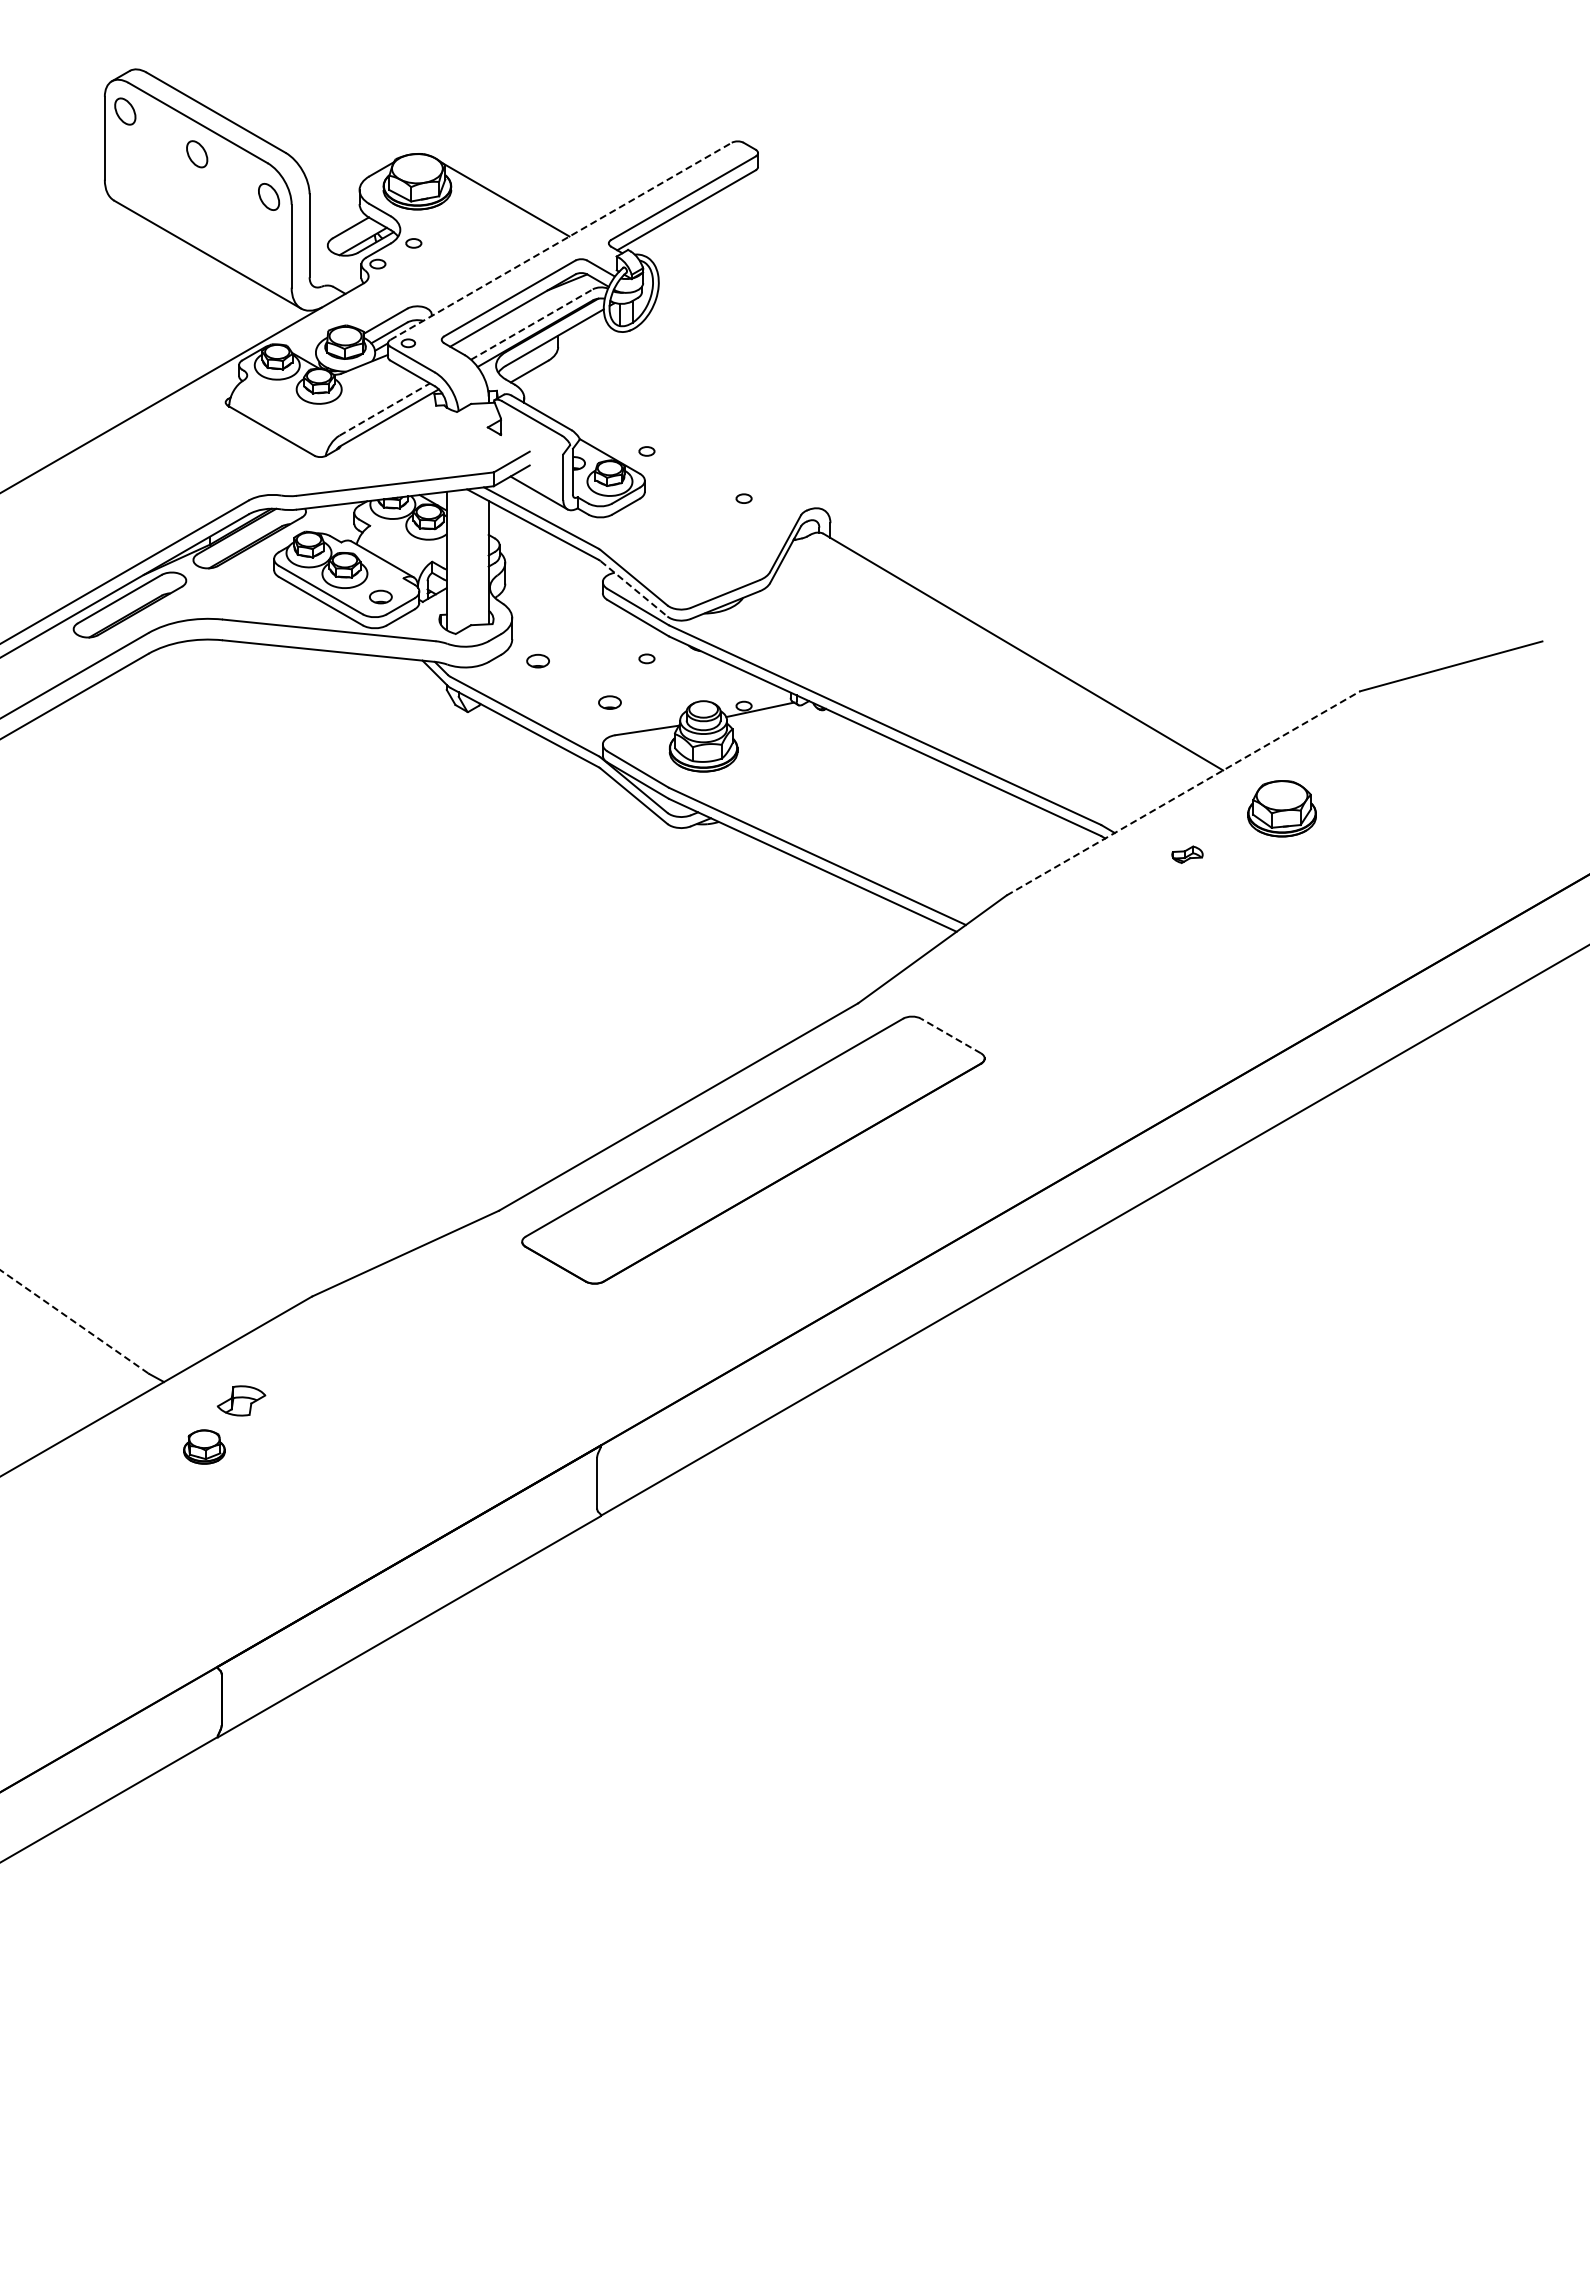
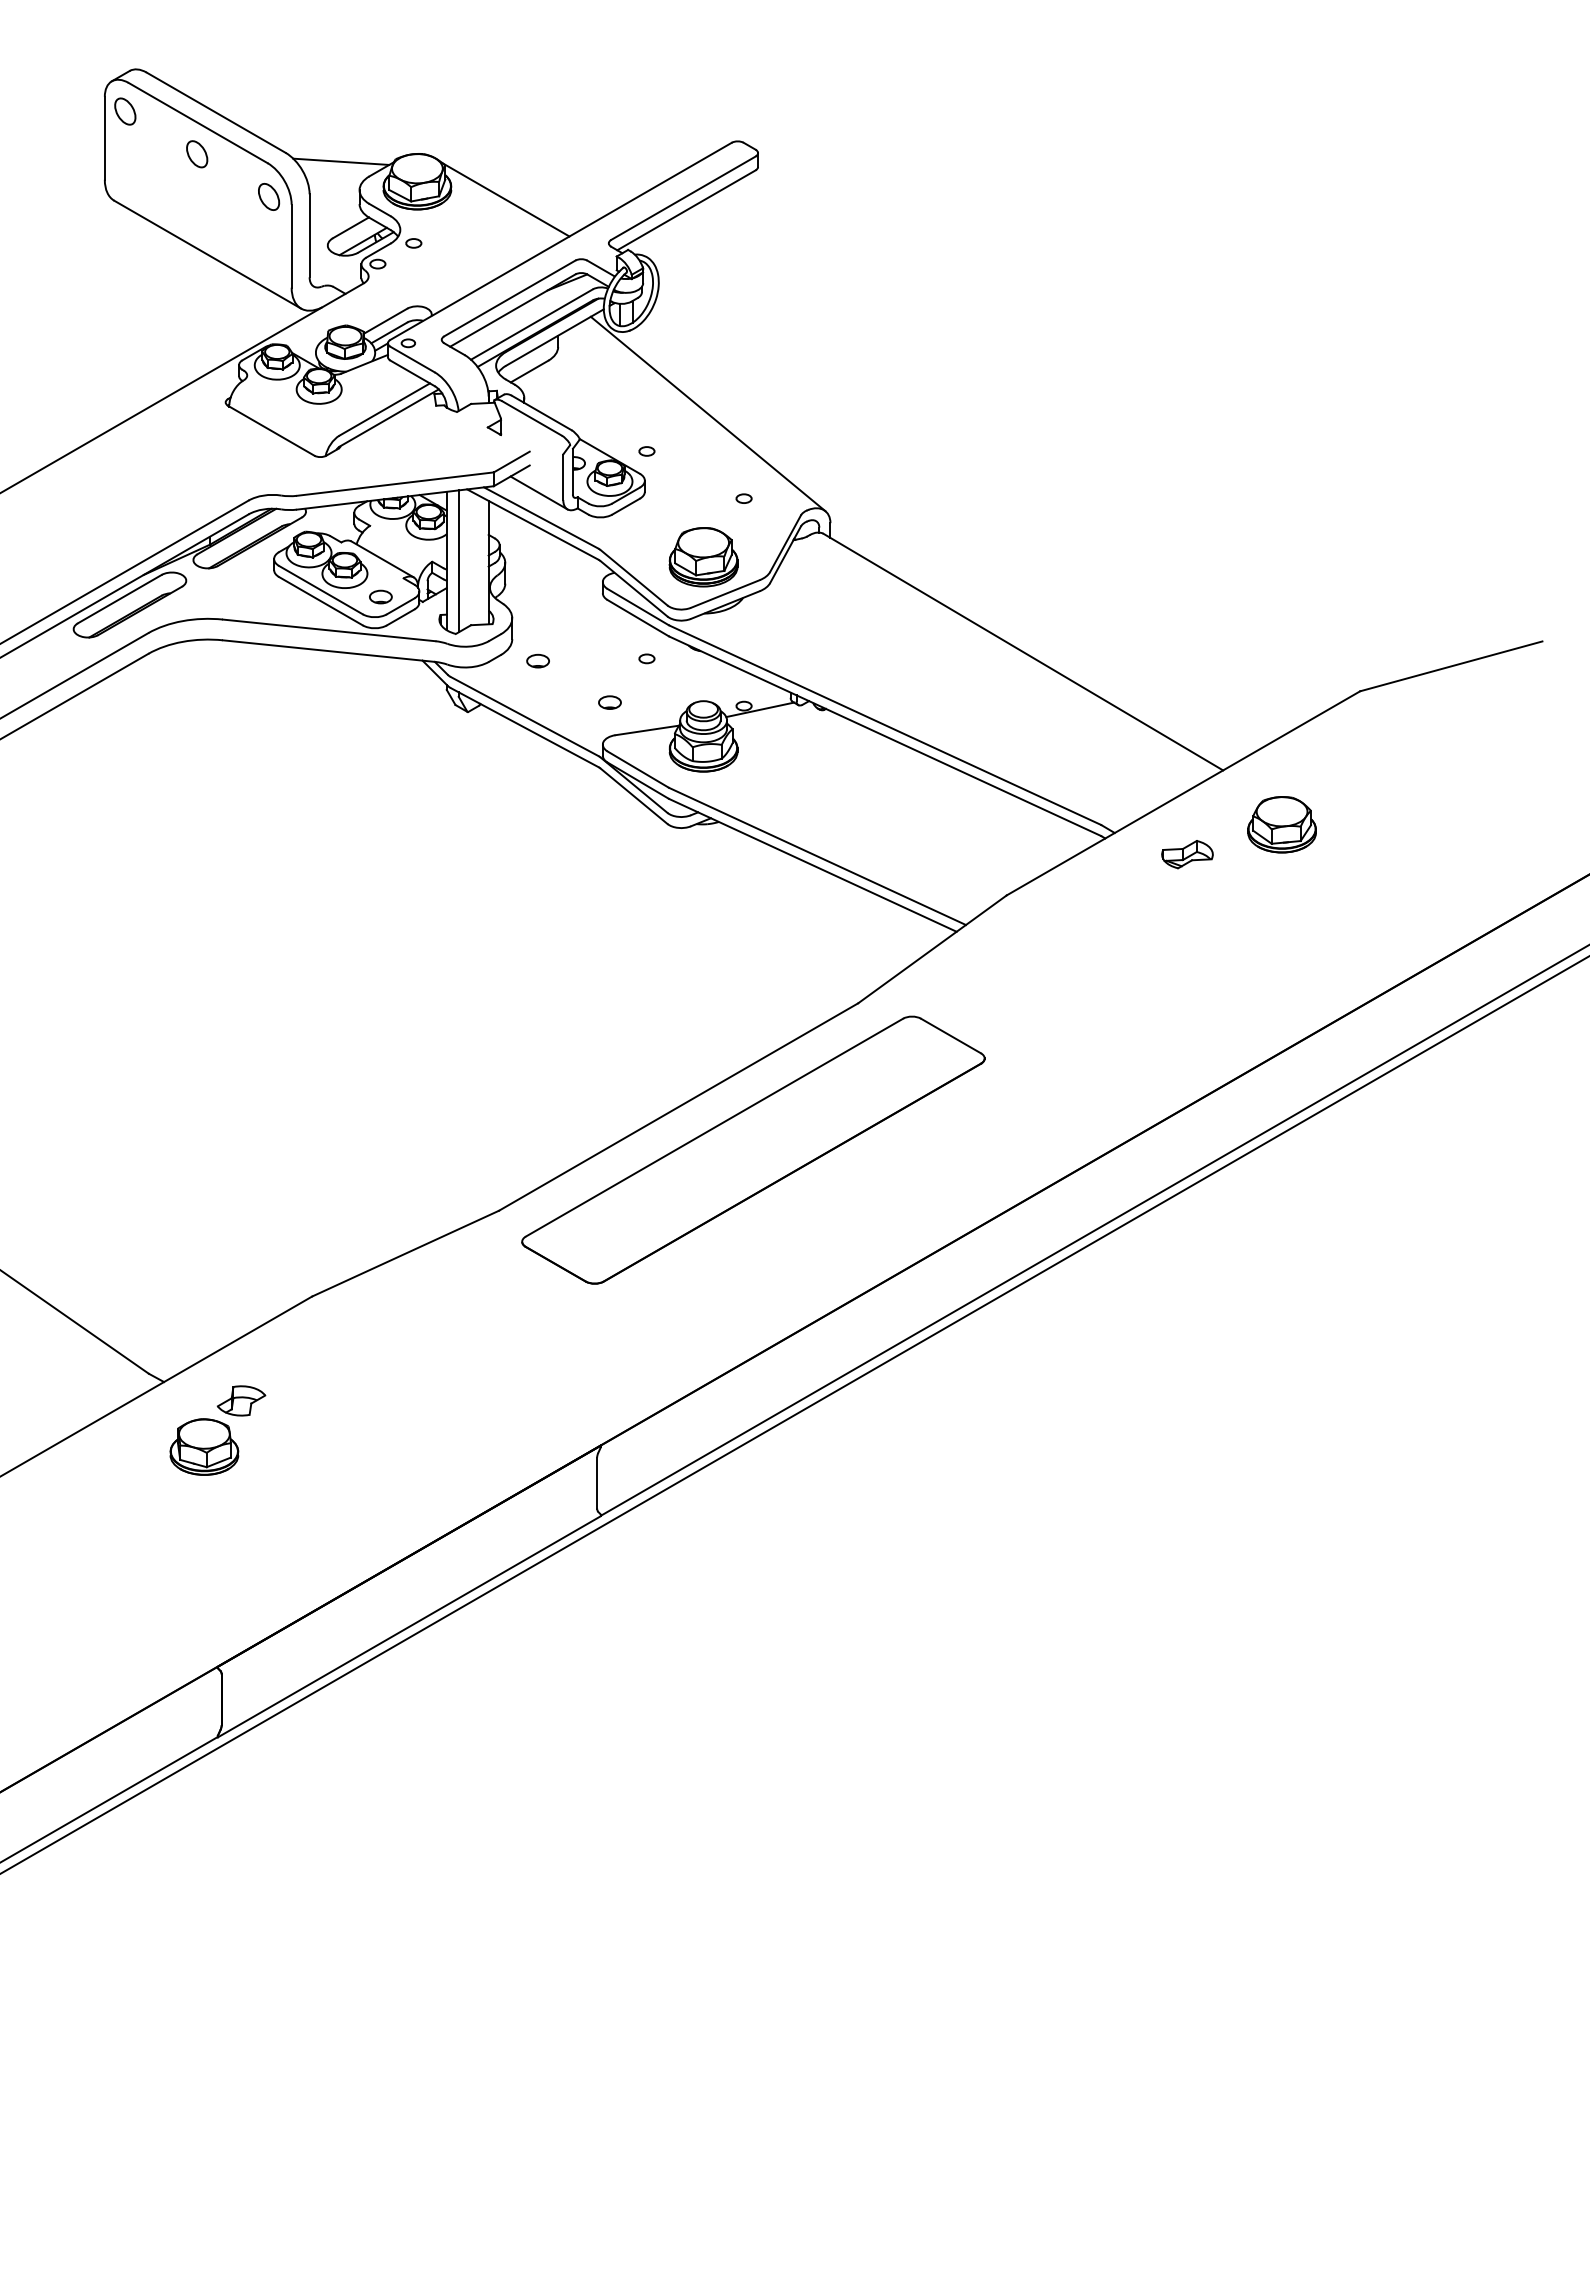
line: none -> present (341, 161)
line: dashed -> solid (561, 241)
line: dashed -> solid (532, 324)
line: dashed -> solid (385, 409)
line: none -> present (707, 413)
part: none -> present (703, 557)
line: none -> present (458, 561)
line: dashed -> solid (634, 589)
line: dashed -> solid (1183, 793)
part position: (1281, 808) -> (1281, 824) (1281, 824)
part size: 33x19 px -> 53x30 px (1187, 854)
line: dashed -> solid (951, 1036)
line: dashed -> solid (74, 1321)
line: none -> present (794, 1414)
part size: 43x36 px -> 71x58 px (204, 1446)
